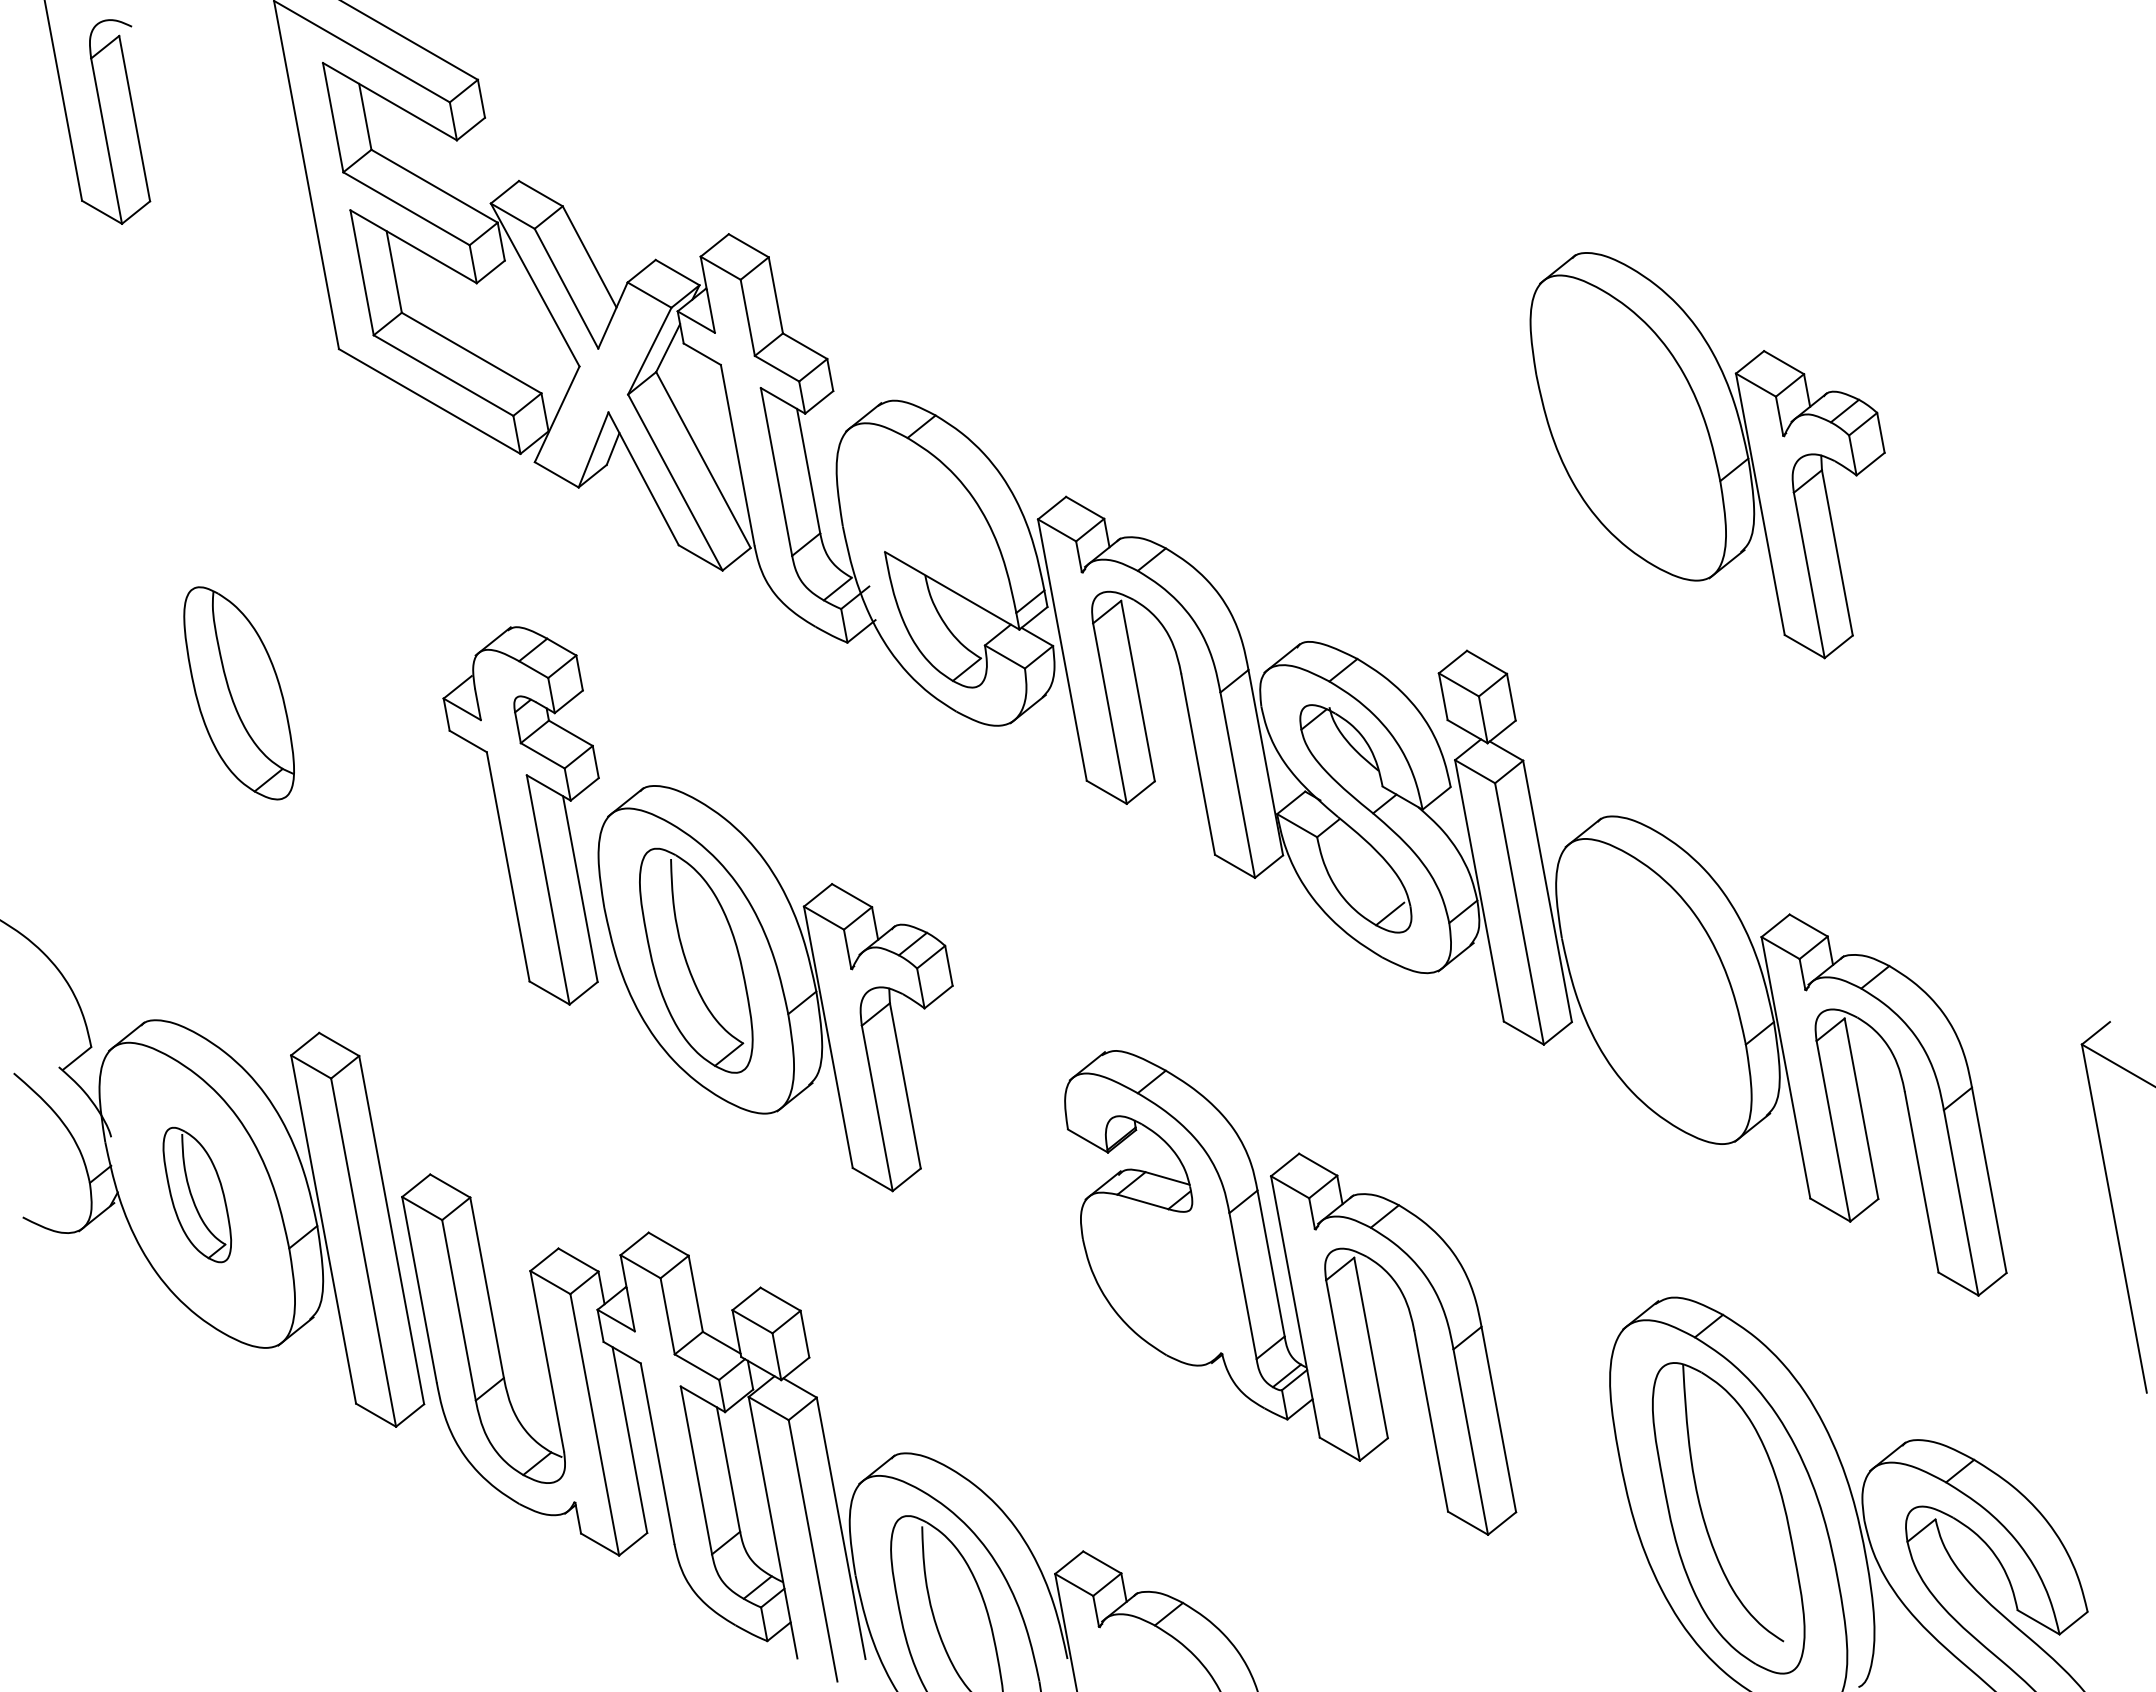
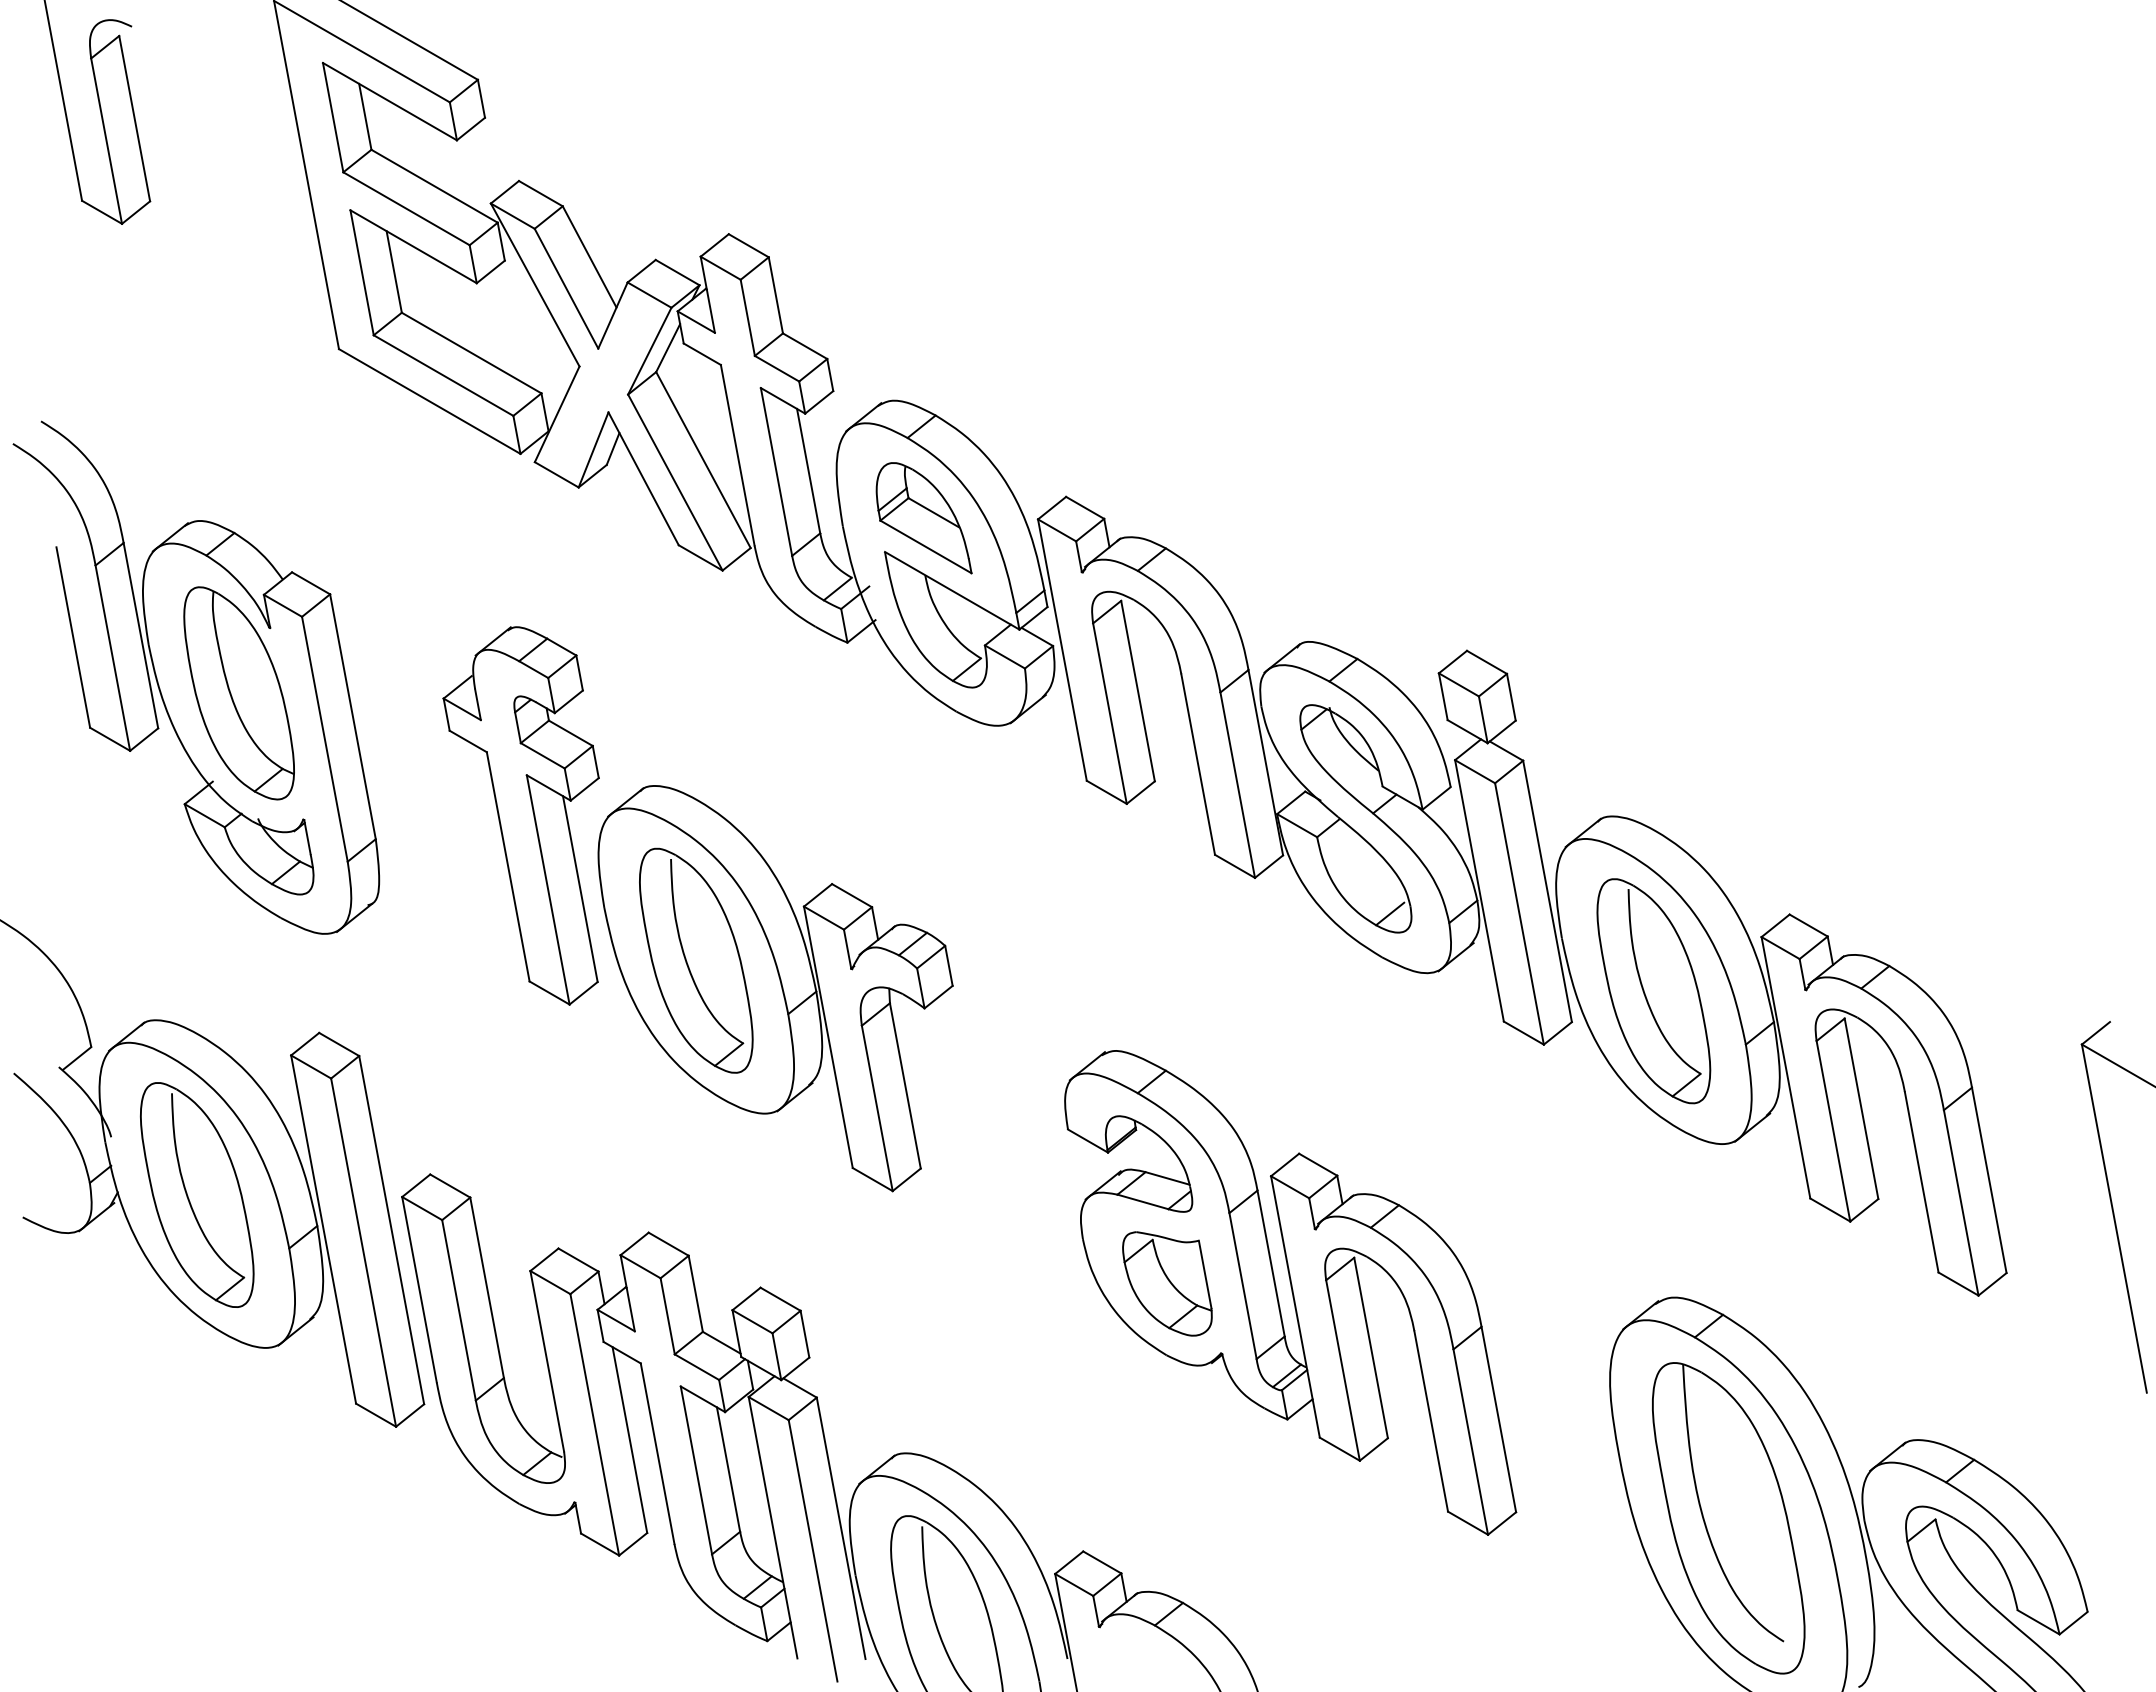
part: present -> none (1707, 455)
part: none -> present (923, 518)
part: none -> present (196, 677)
part: none -> present (1653, 991)
part size: 71x138 px -> 115x226 px (197, 1194)
part: none -> present (1167, 1283)
